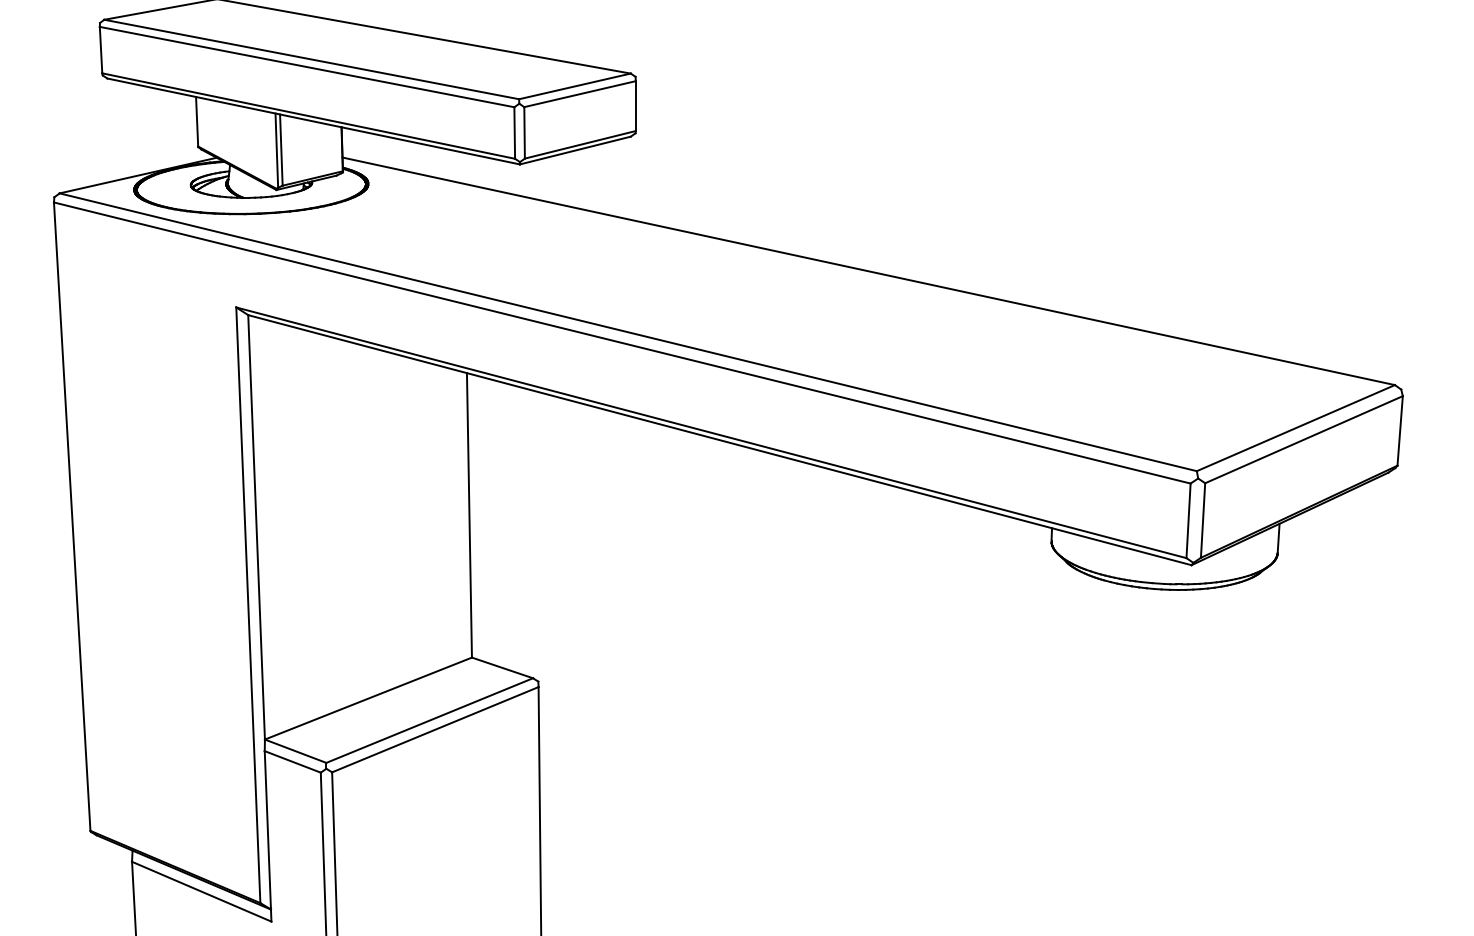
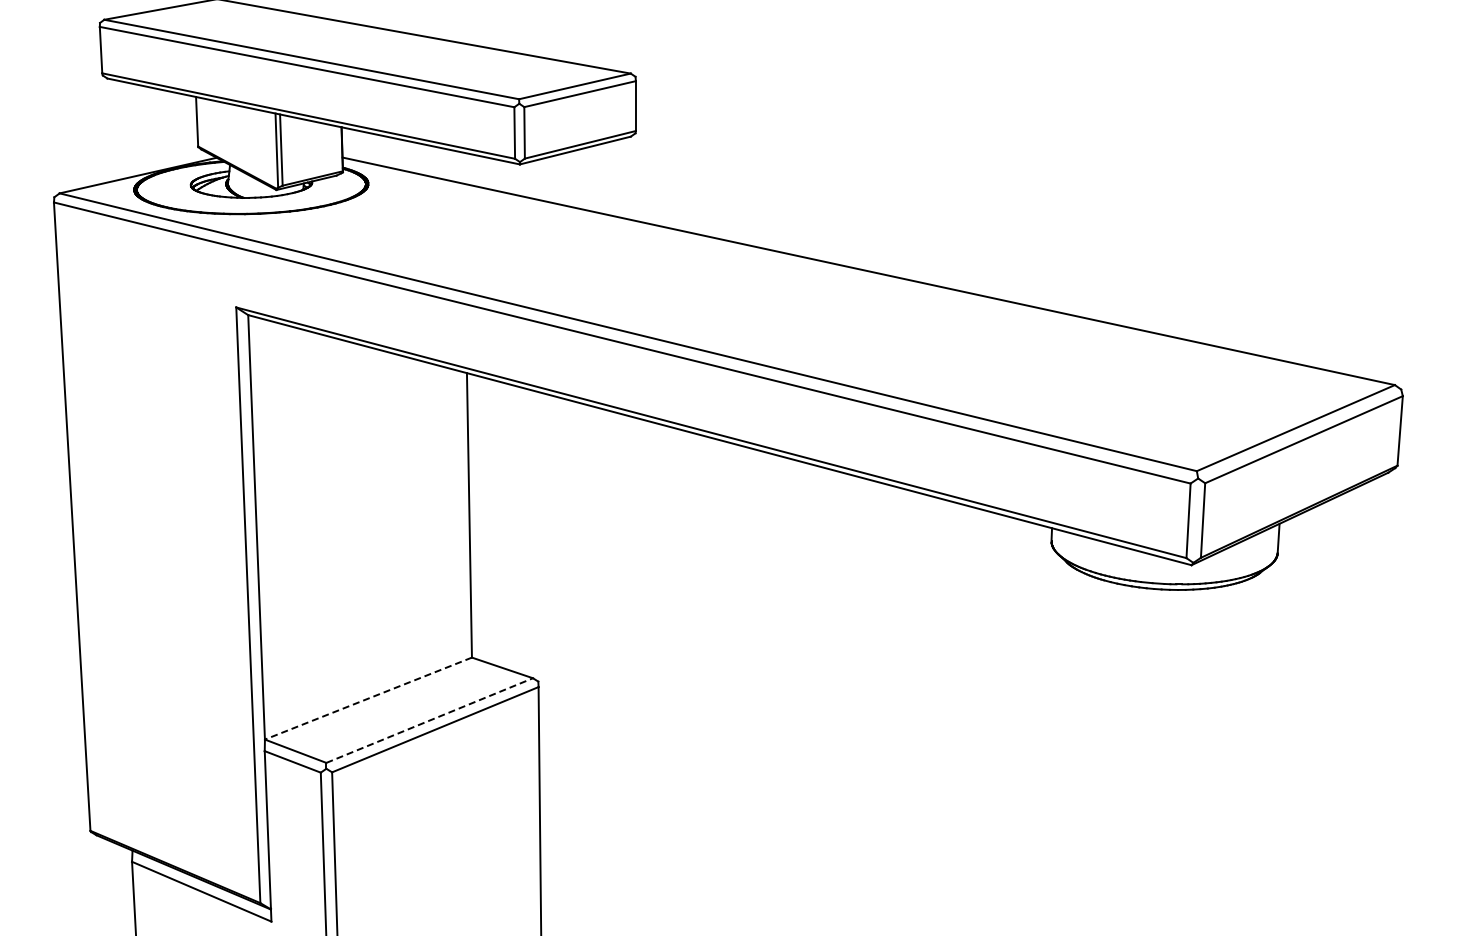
line: solid -> dashed (367, 698)
line: solid -> dashed (429, 720)
